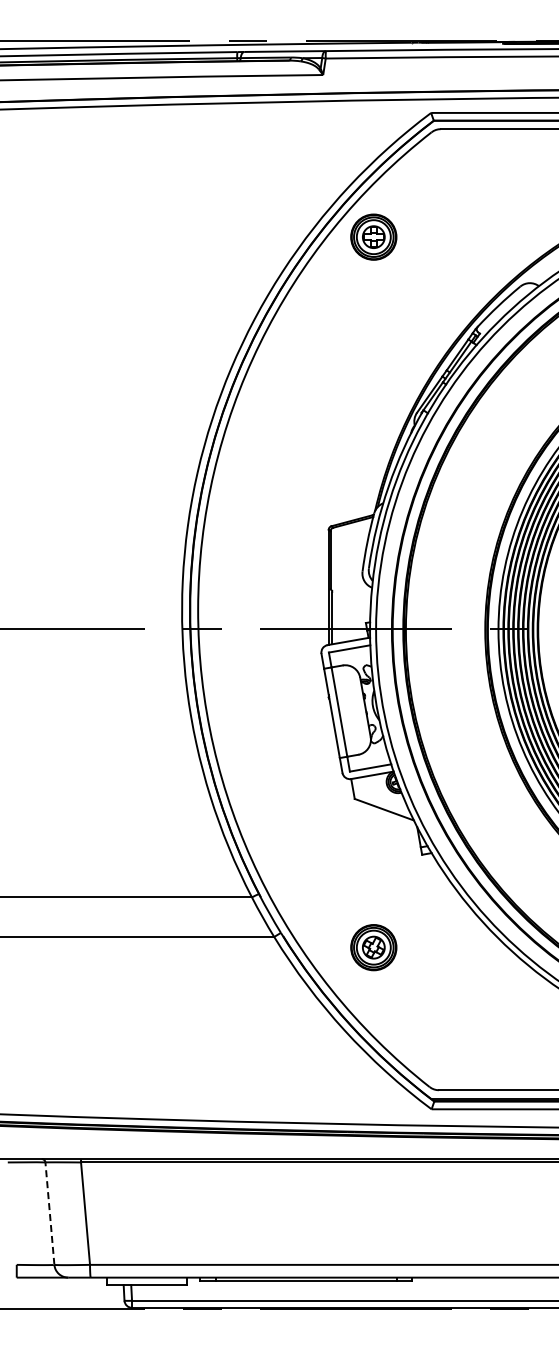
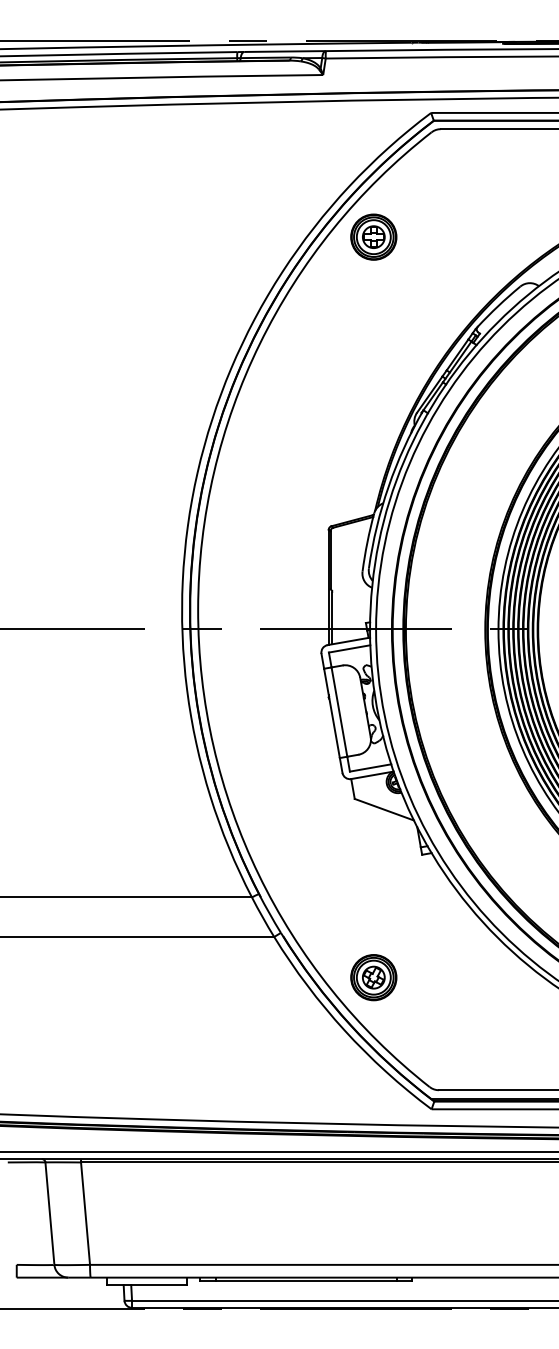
part position: (373, 947) -> (373, 977) (373, 977)
line: none -> present (278, 1151)
line: dashed -> solid (49, 1213)
